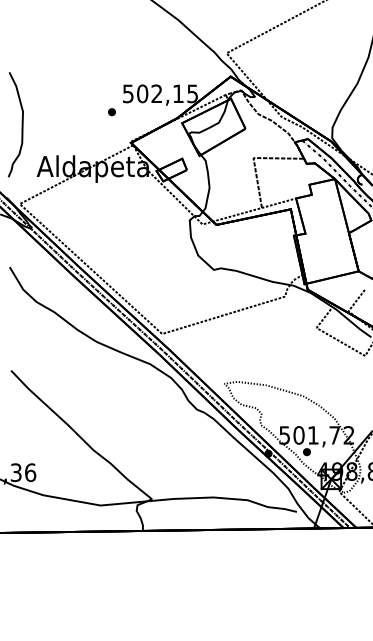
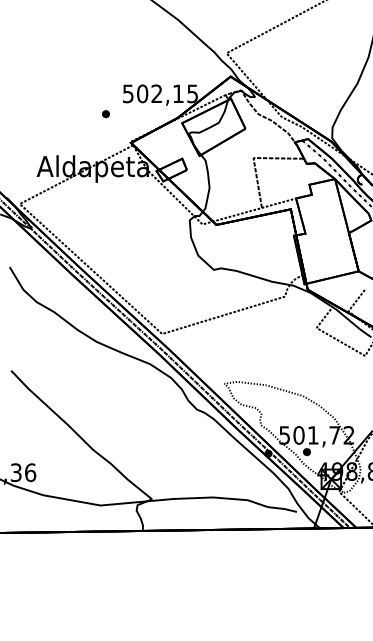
part position: (111, 112) -> (105, 114) (105, 114)
curve: present -> none (21, 124)
